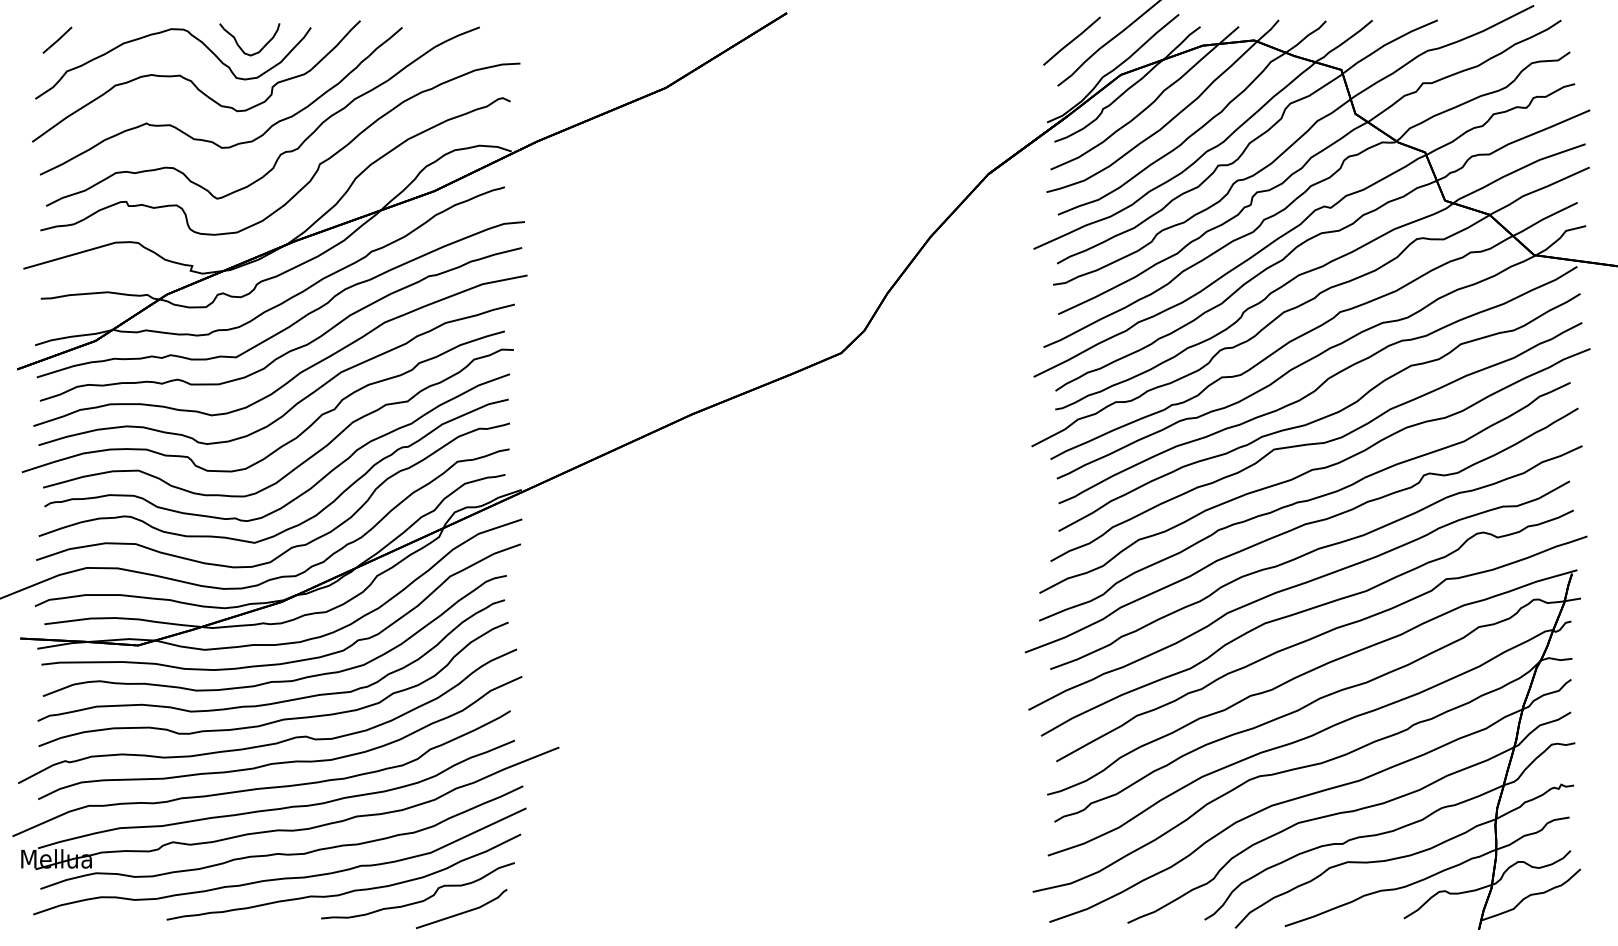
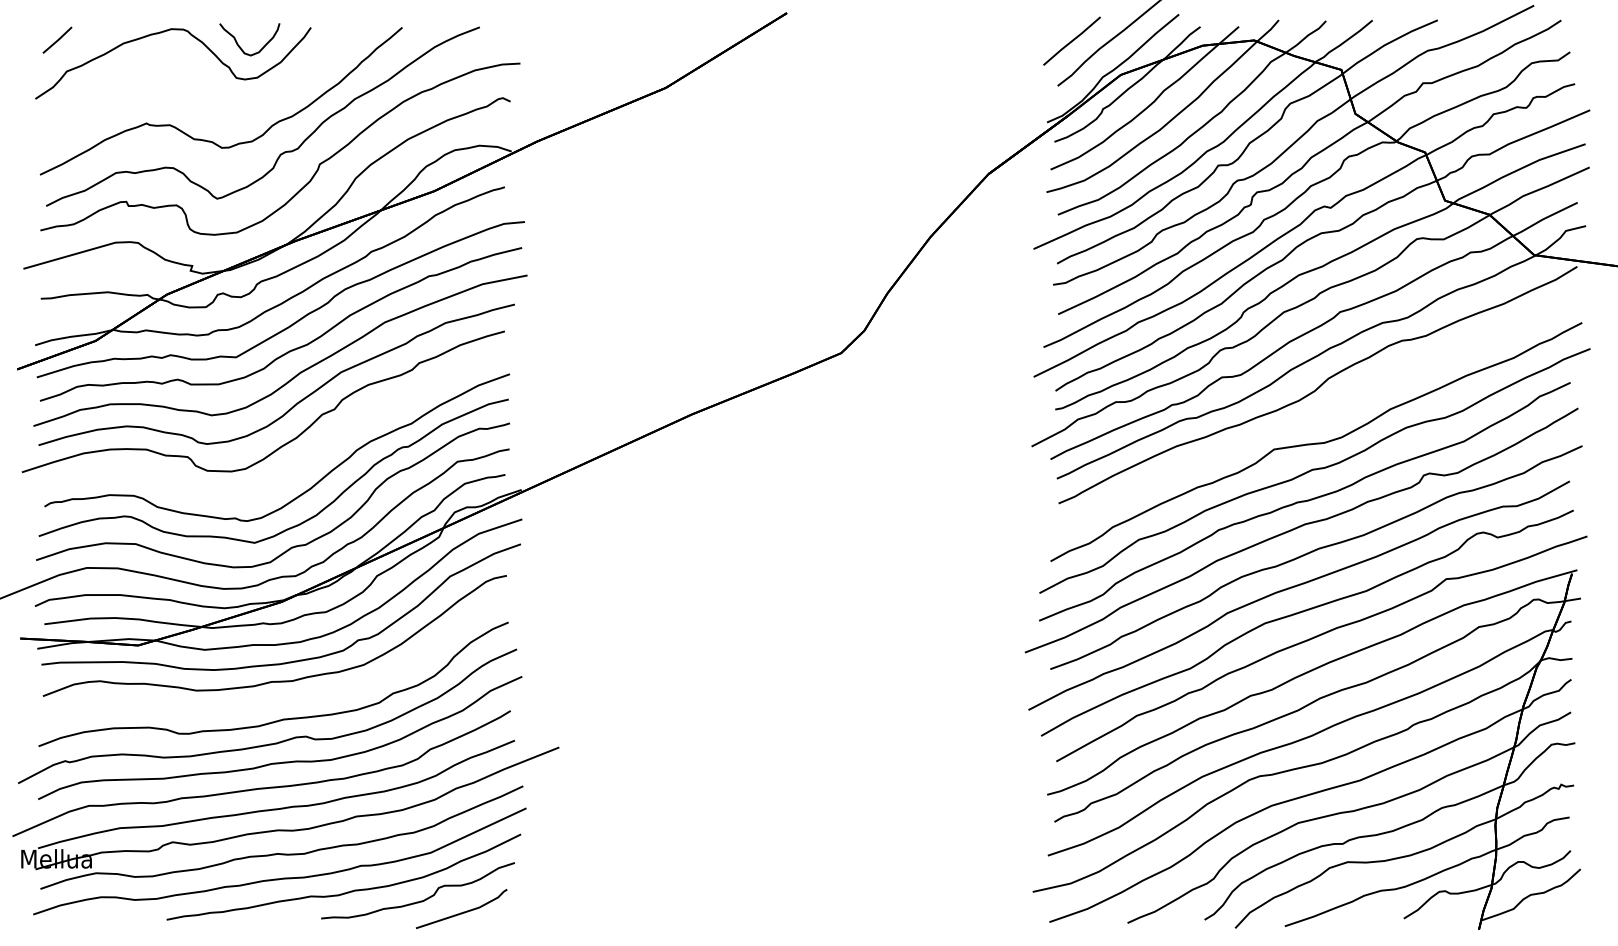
part: present -> none (196, 81)
part: present -> none (1319, 412)
part: present -> none (304, 460)
part: present -> none (277, 701)
